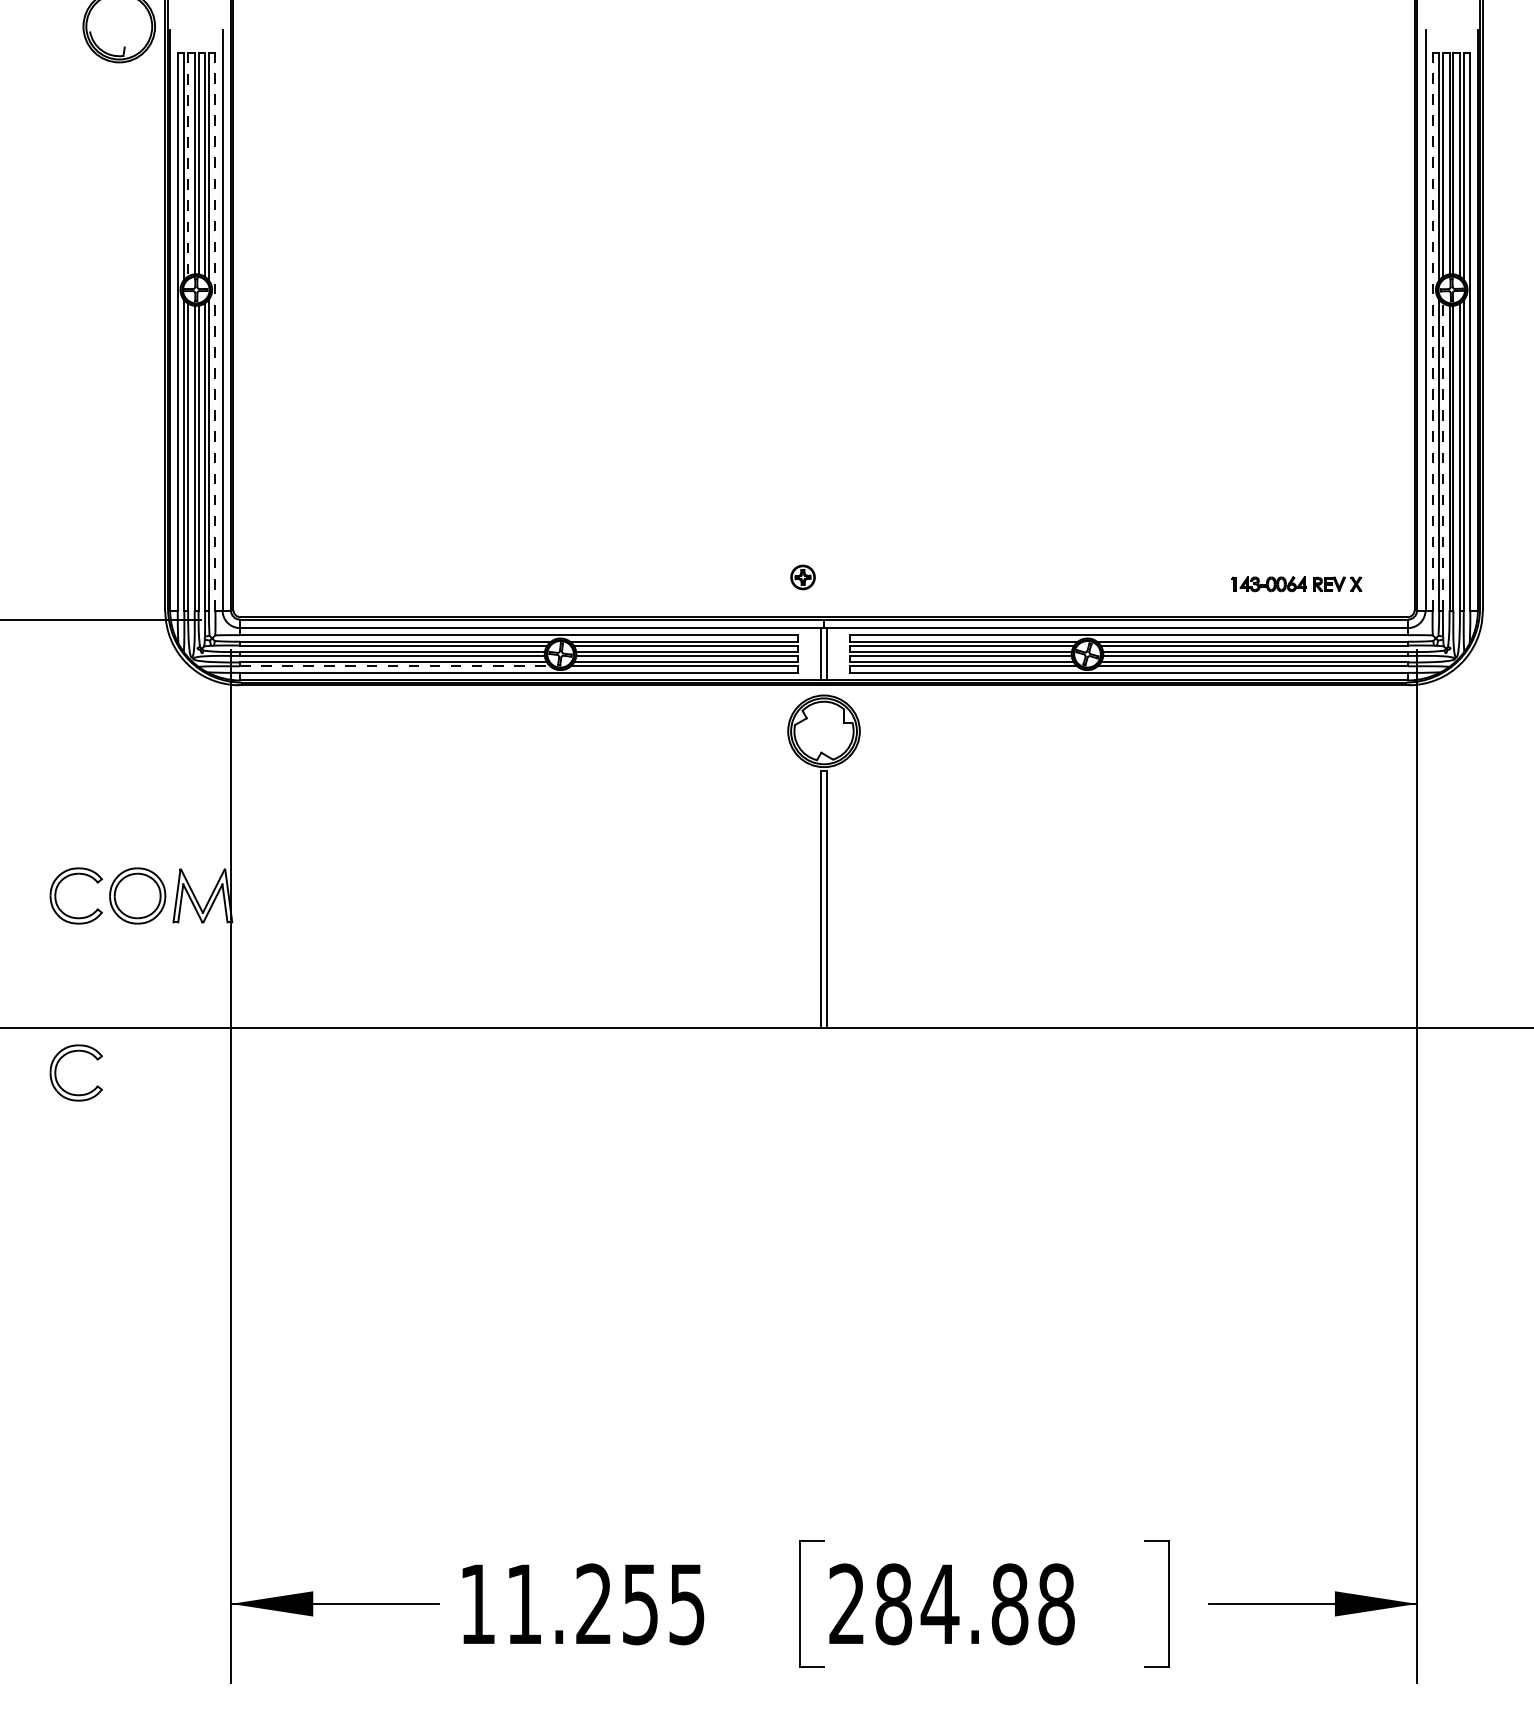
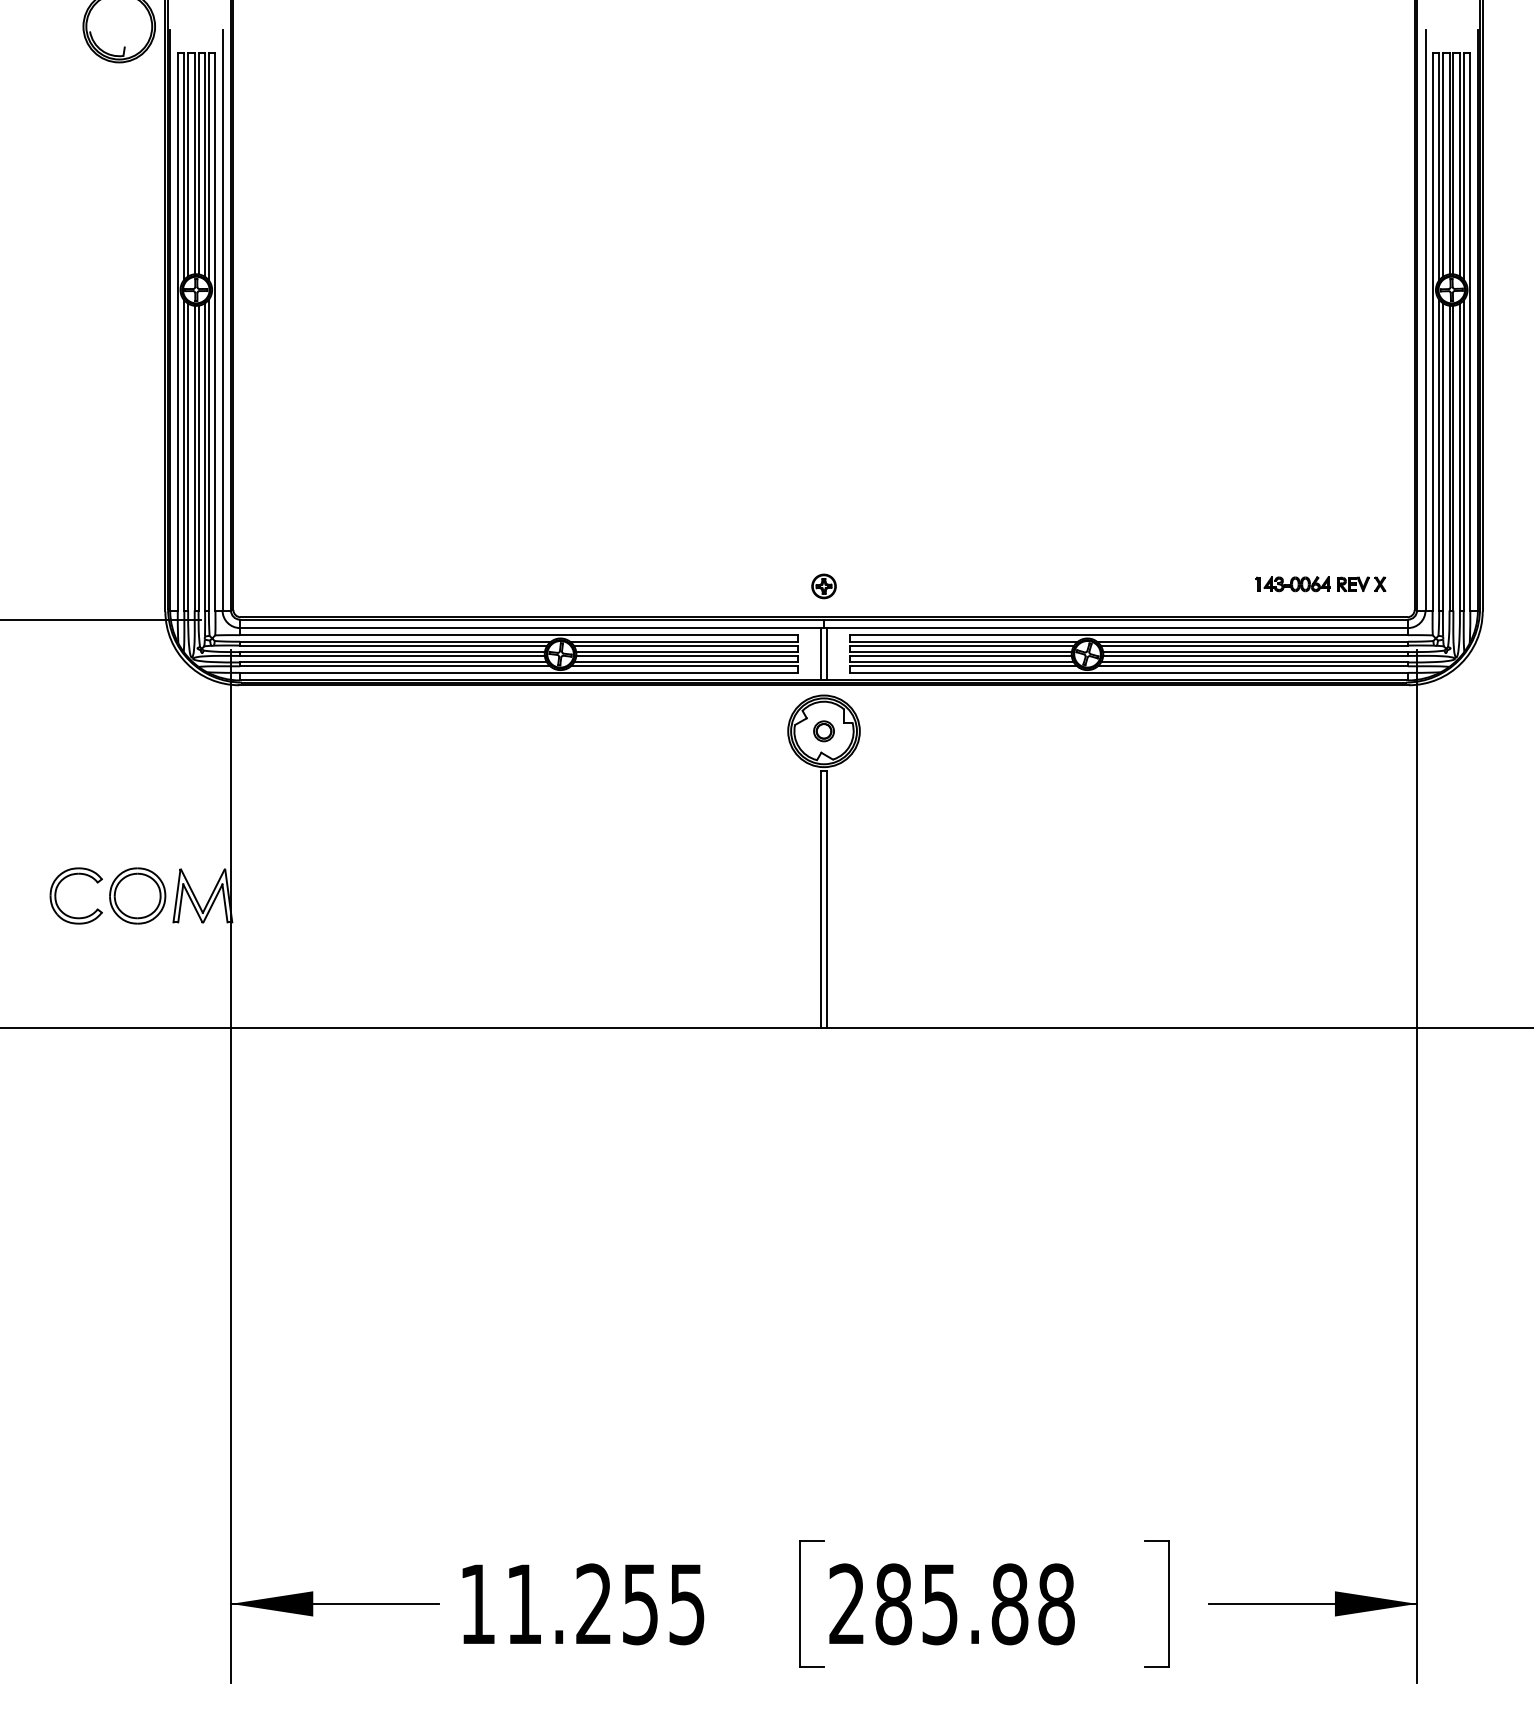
line: dashed -> solid (188, 164)
line: dashed -> solid (215, 331)
line: dashed -> solid (1432, 331)
line: dashed -> solid (1443, 456)
part position: (802, 577) -> (823, 586) (823, 586)
part position: (1296, 584) -> (1320, 584) (1320, 584)
line: dashed -> solid (395, 666)
part: none -> present (823, 731)
part: present -> none (57, 1066)
text: 284.88 -> 285.88 (939, 1604)
